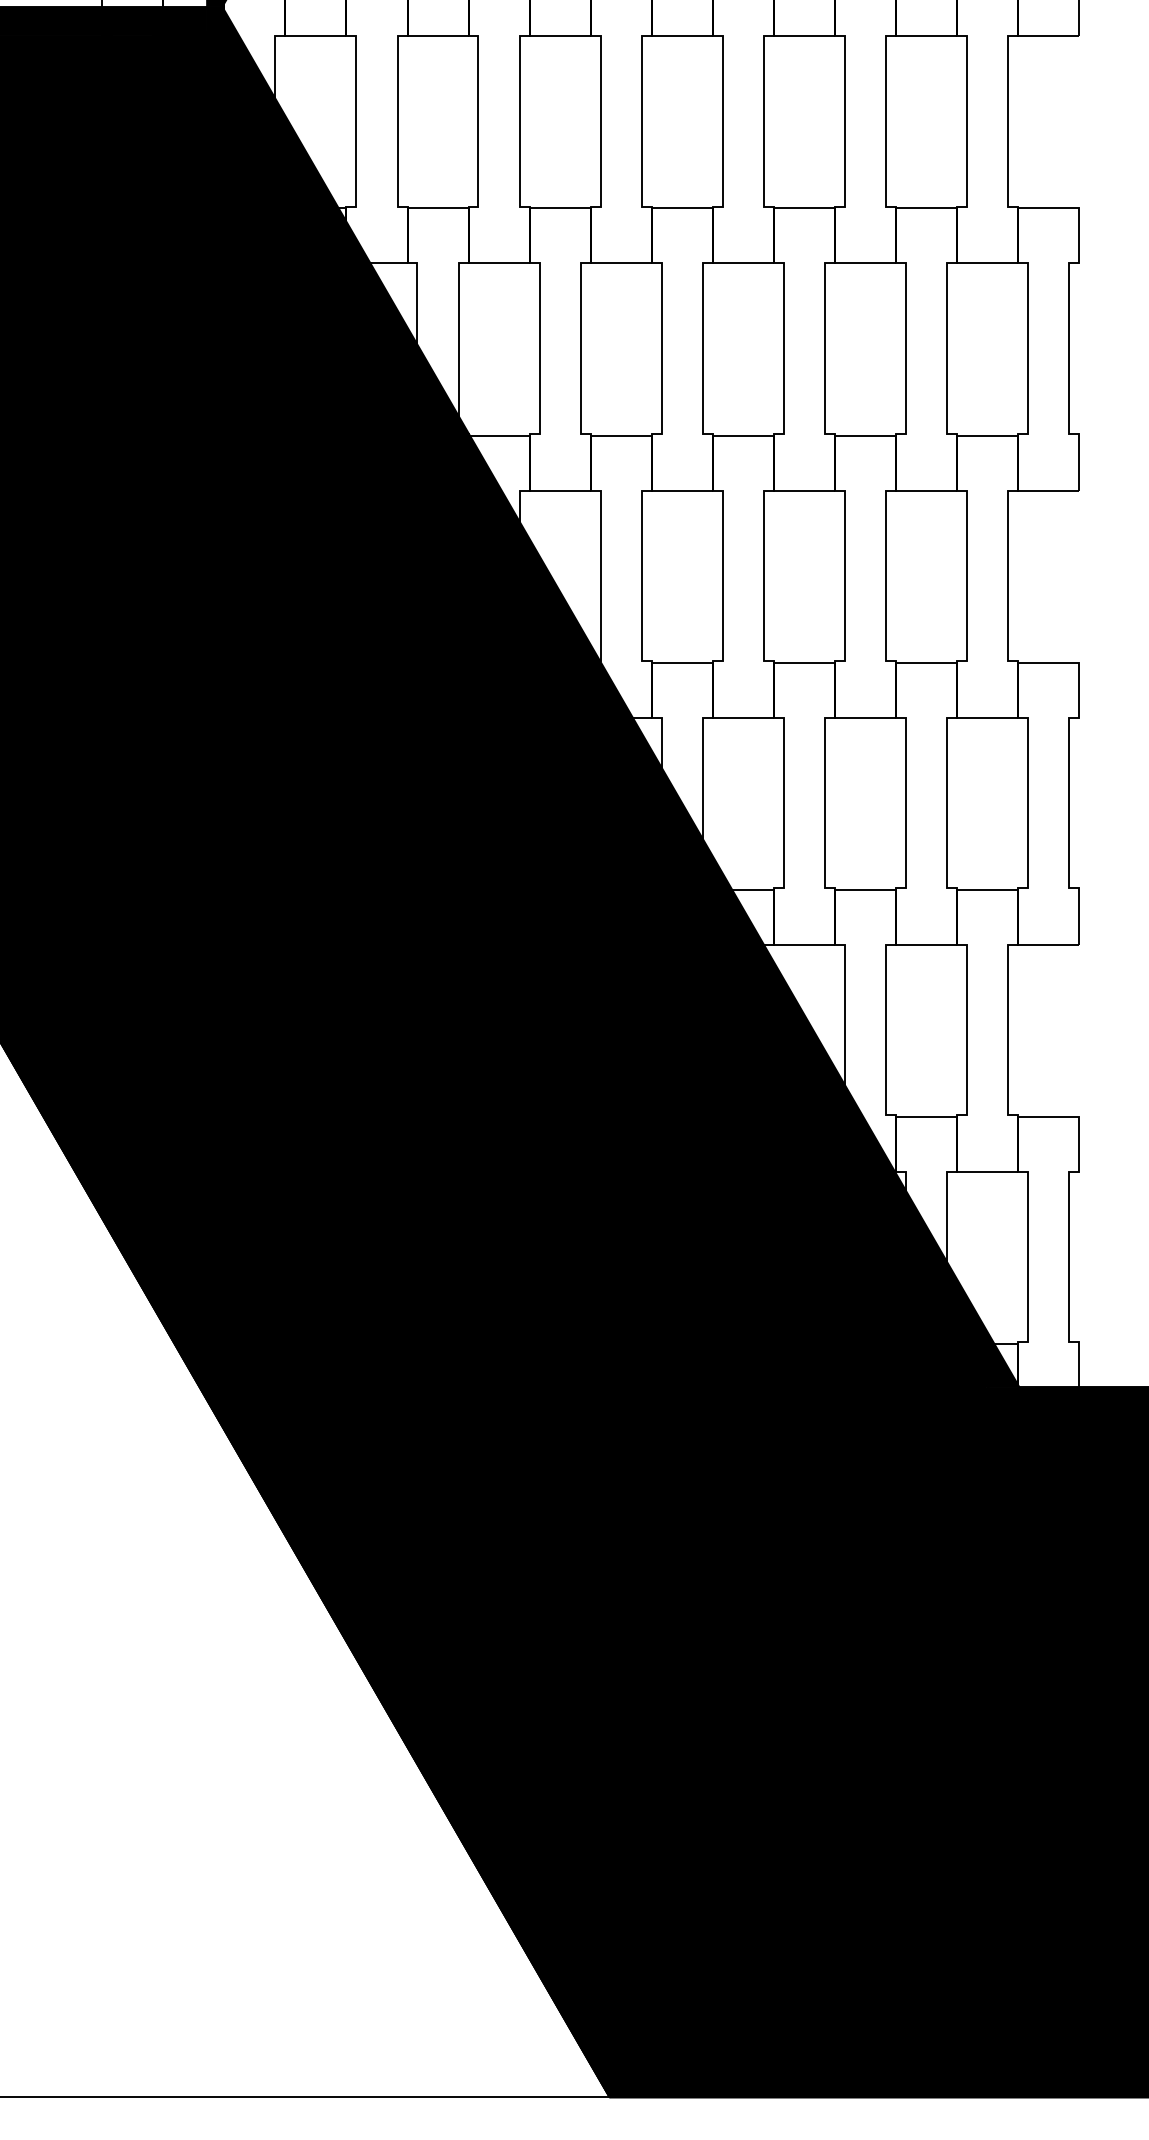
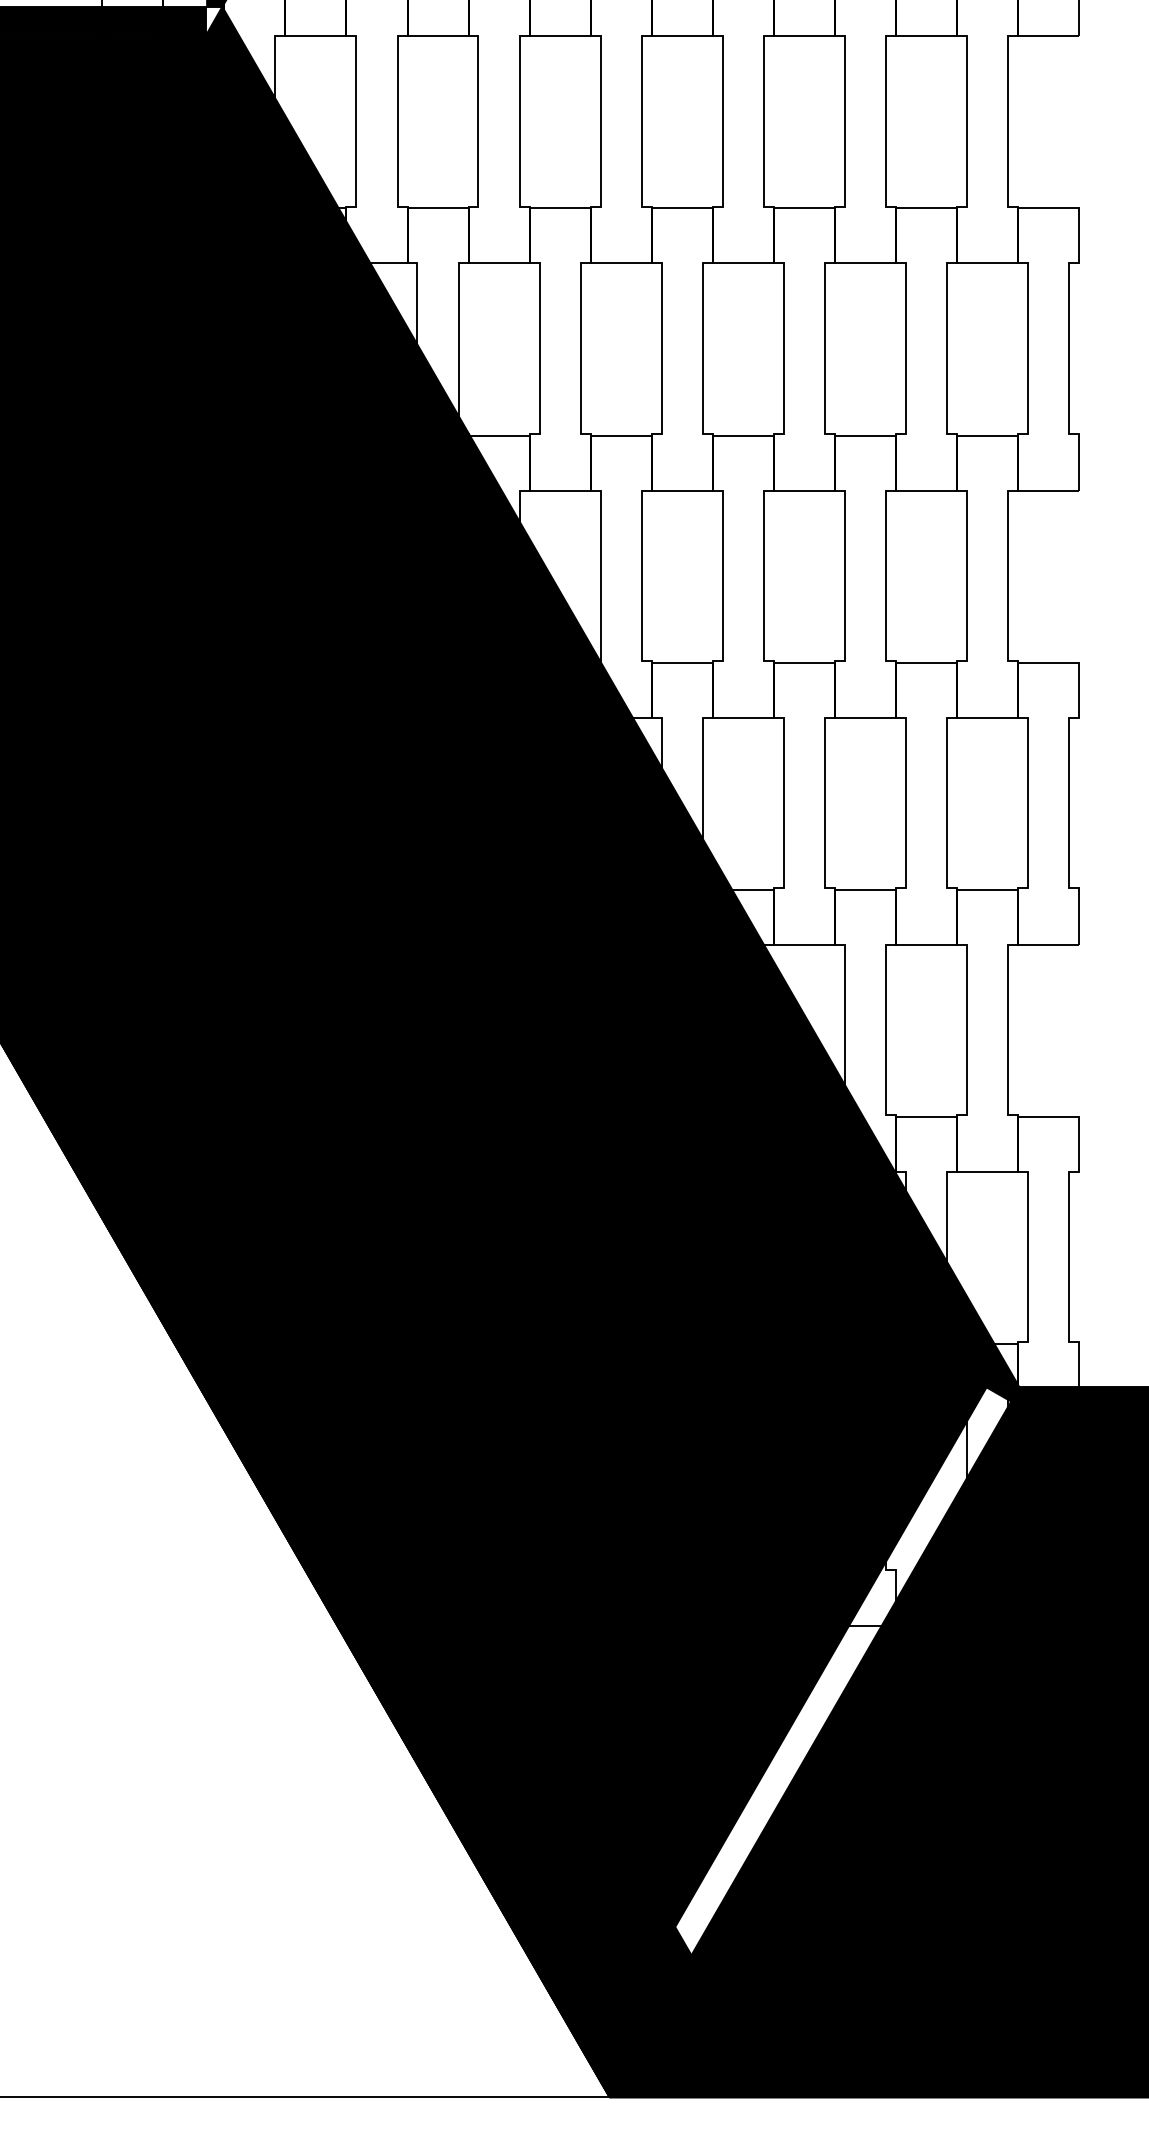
fill: present -> none (214, 20)
fill: present -> none (810, 1720)
